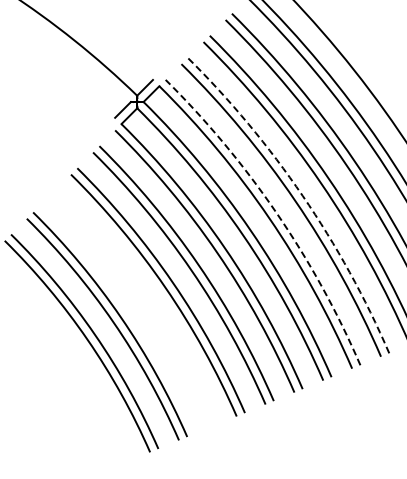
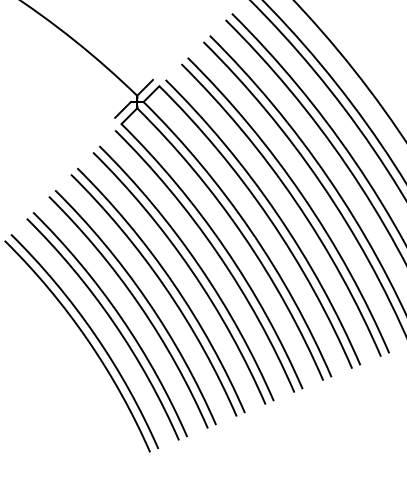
arc: dashed -> solid (302, 195)
arc: dashed -> solid (276, 213)
part: none -> present (138, 305)
